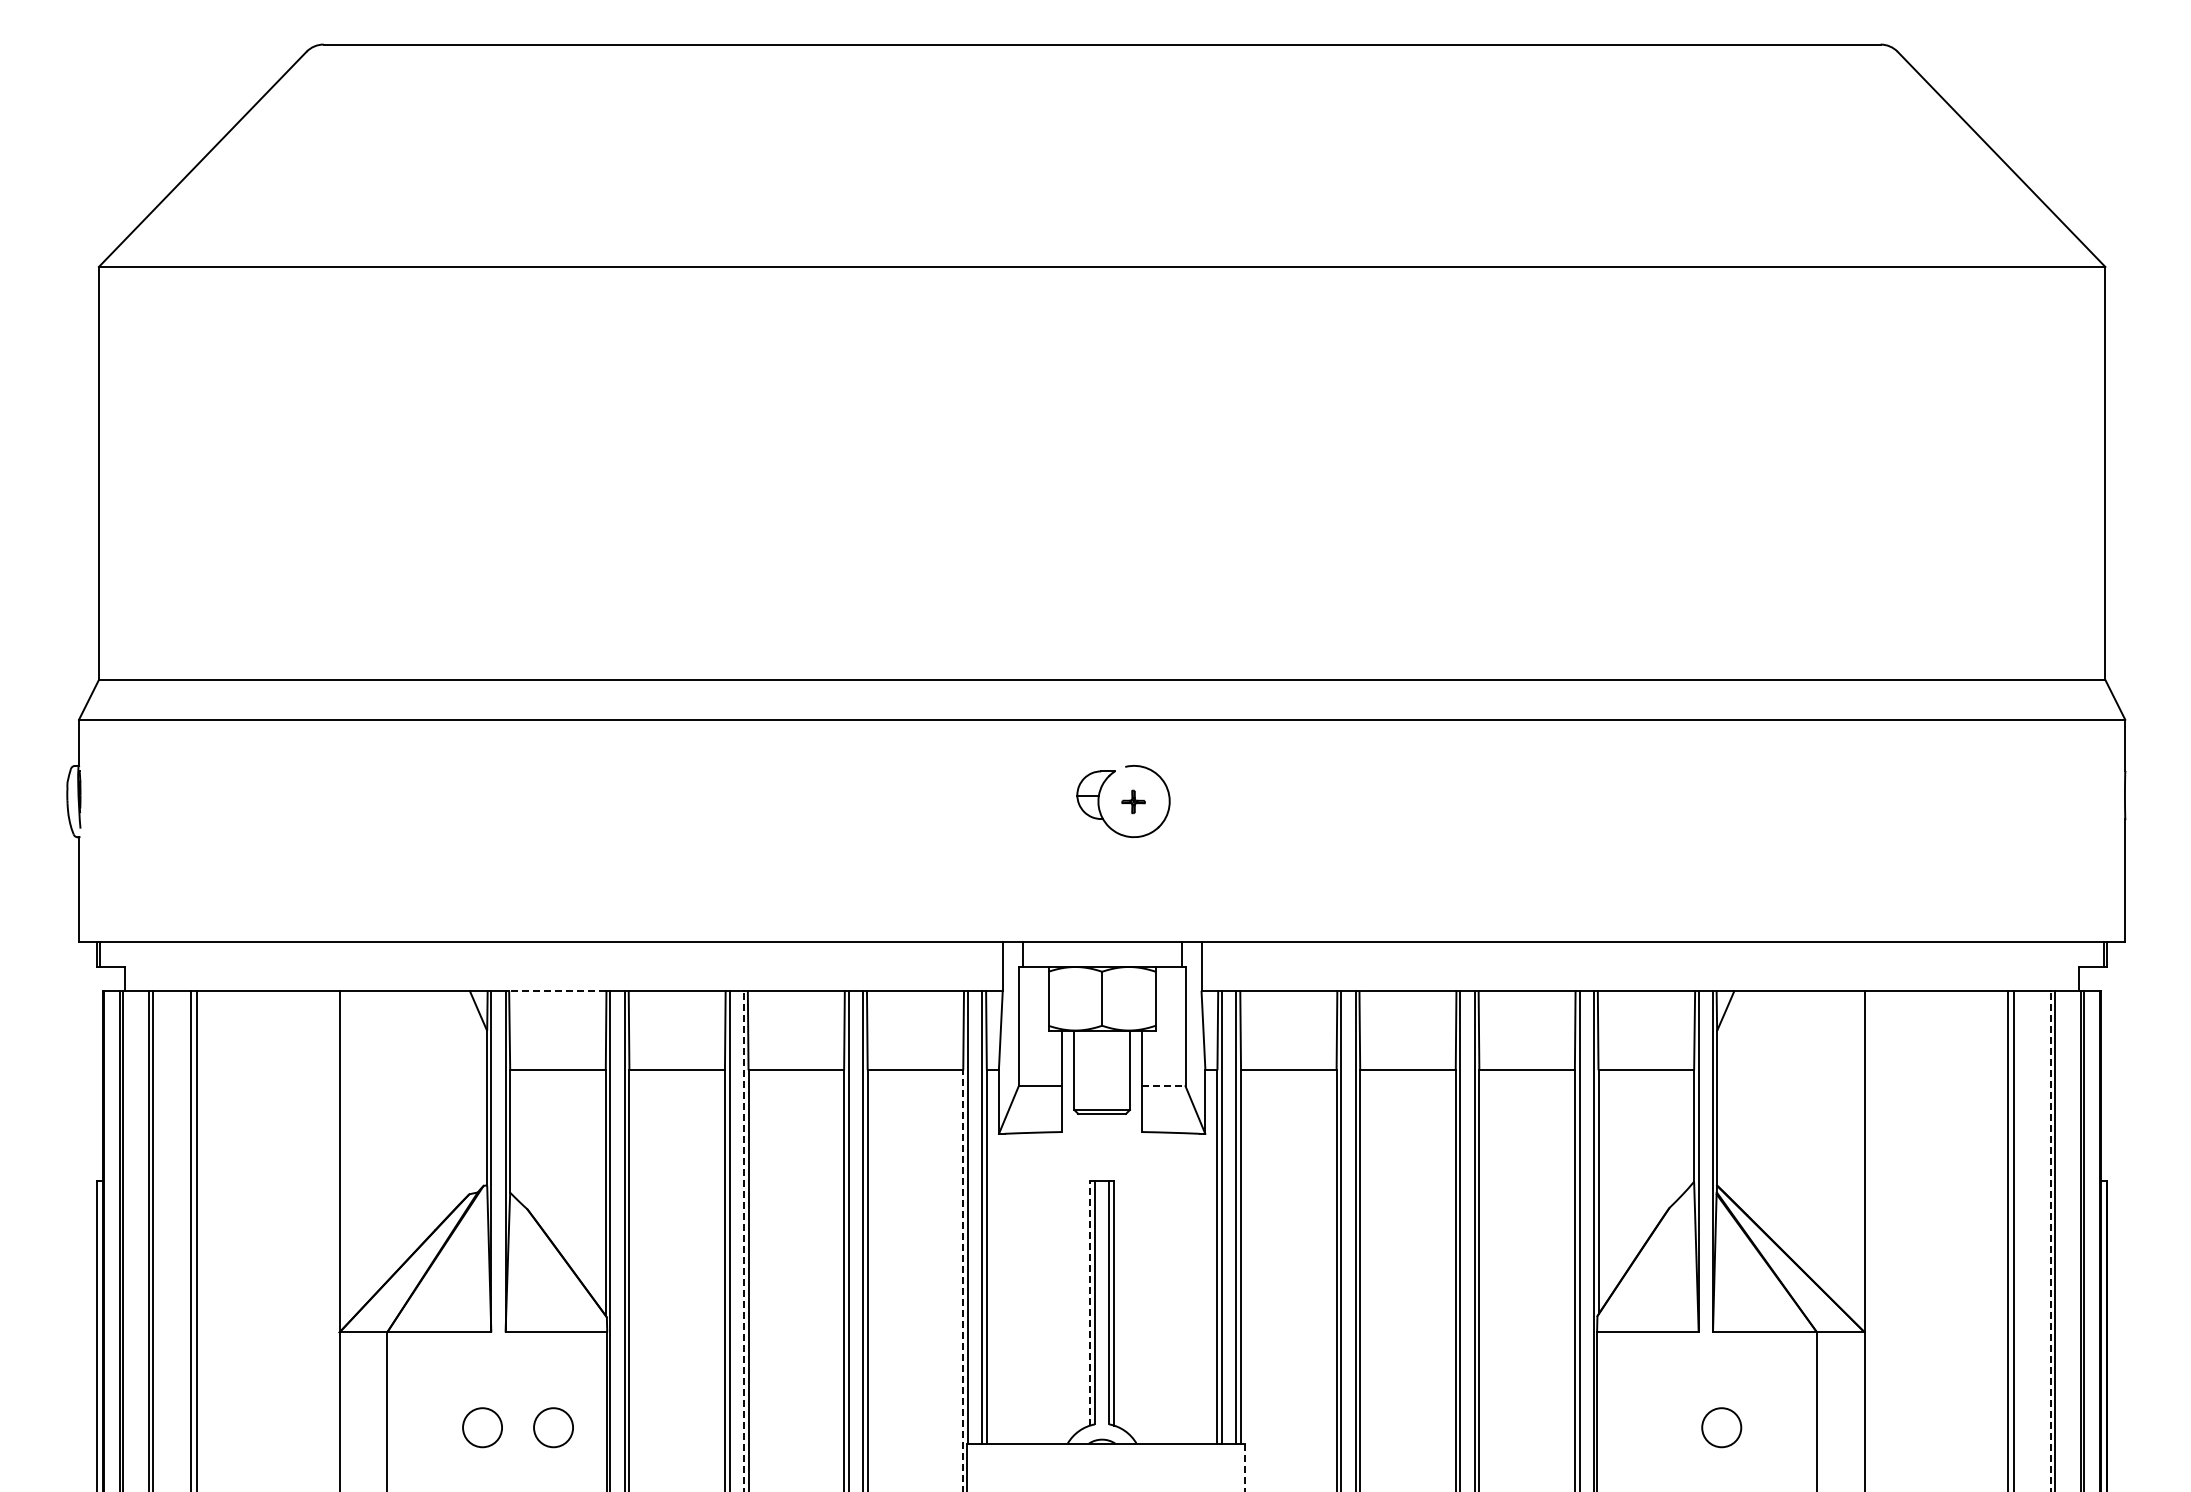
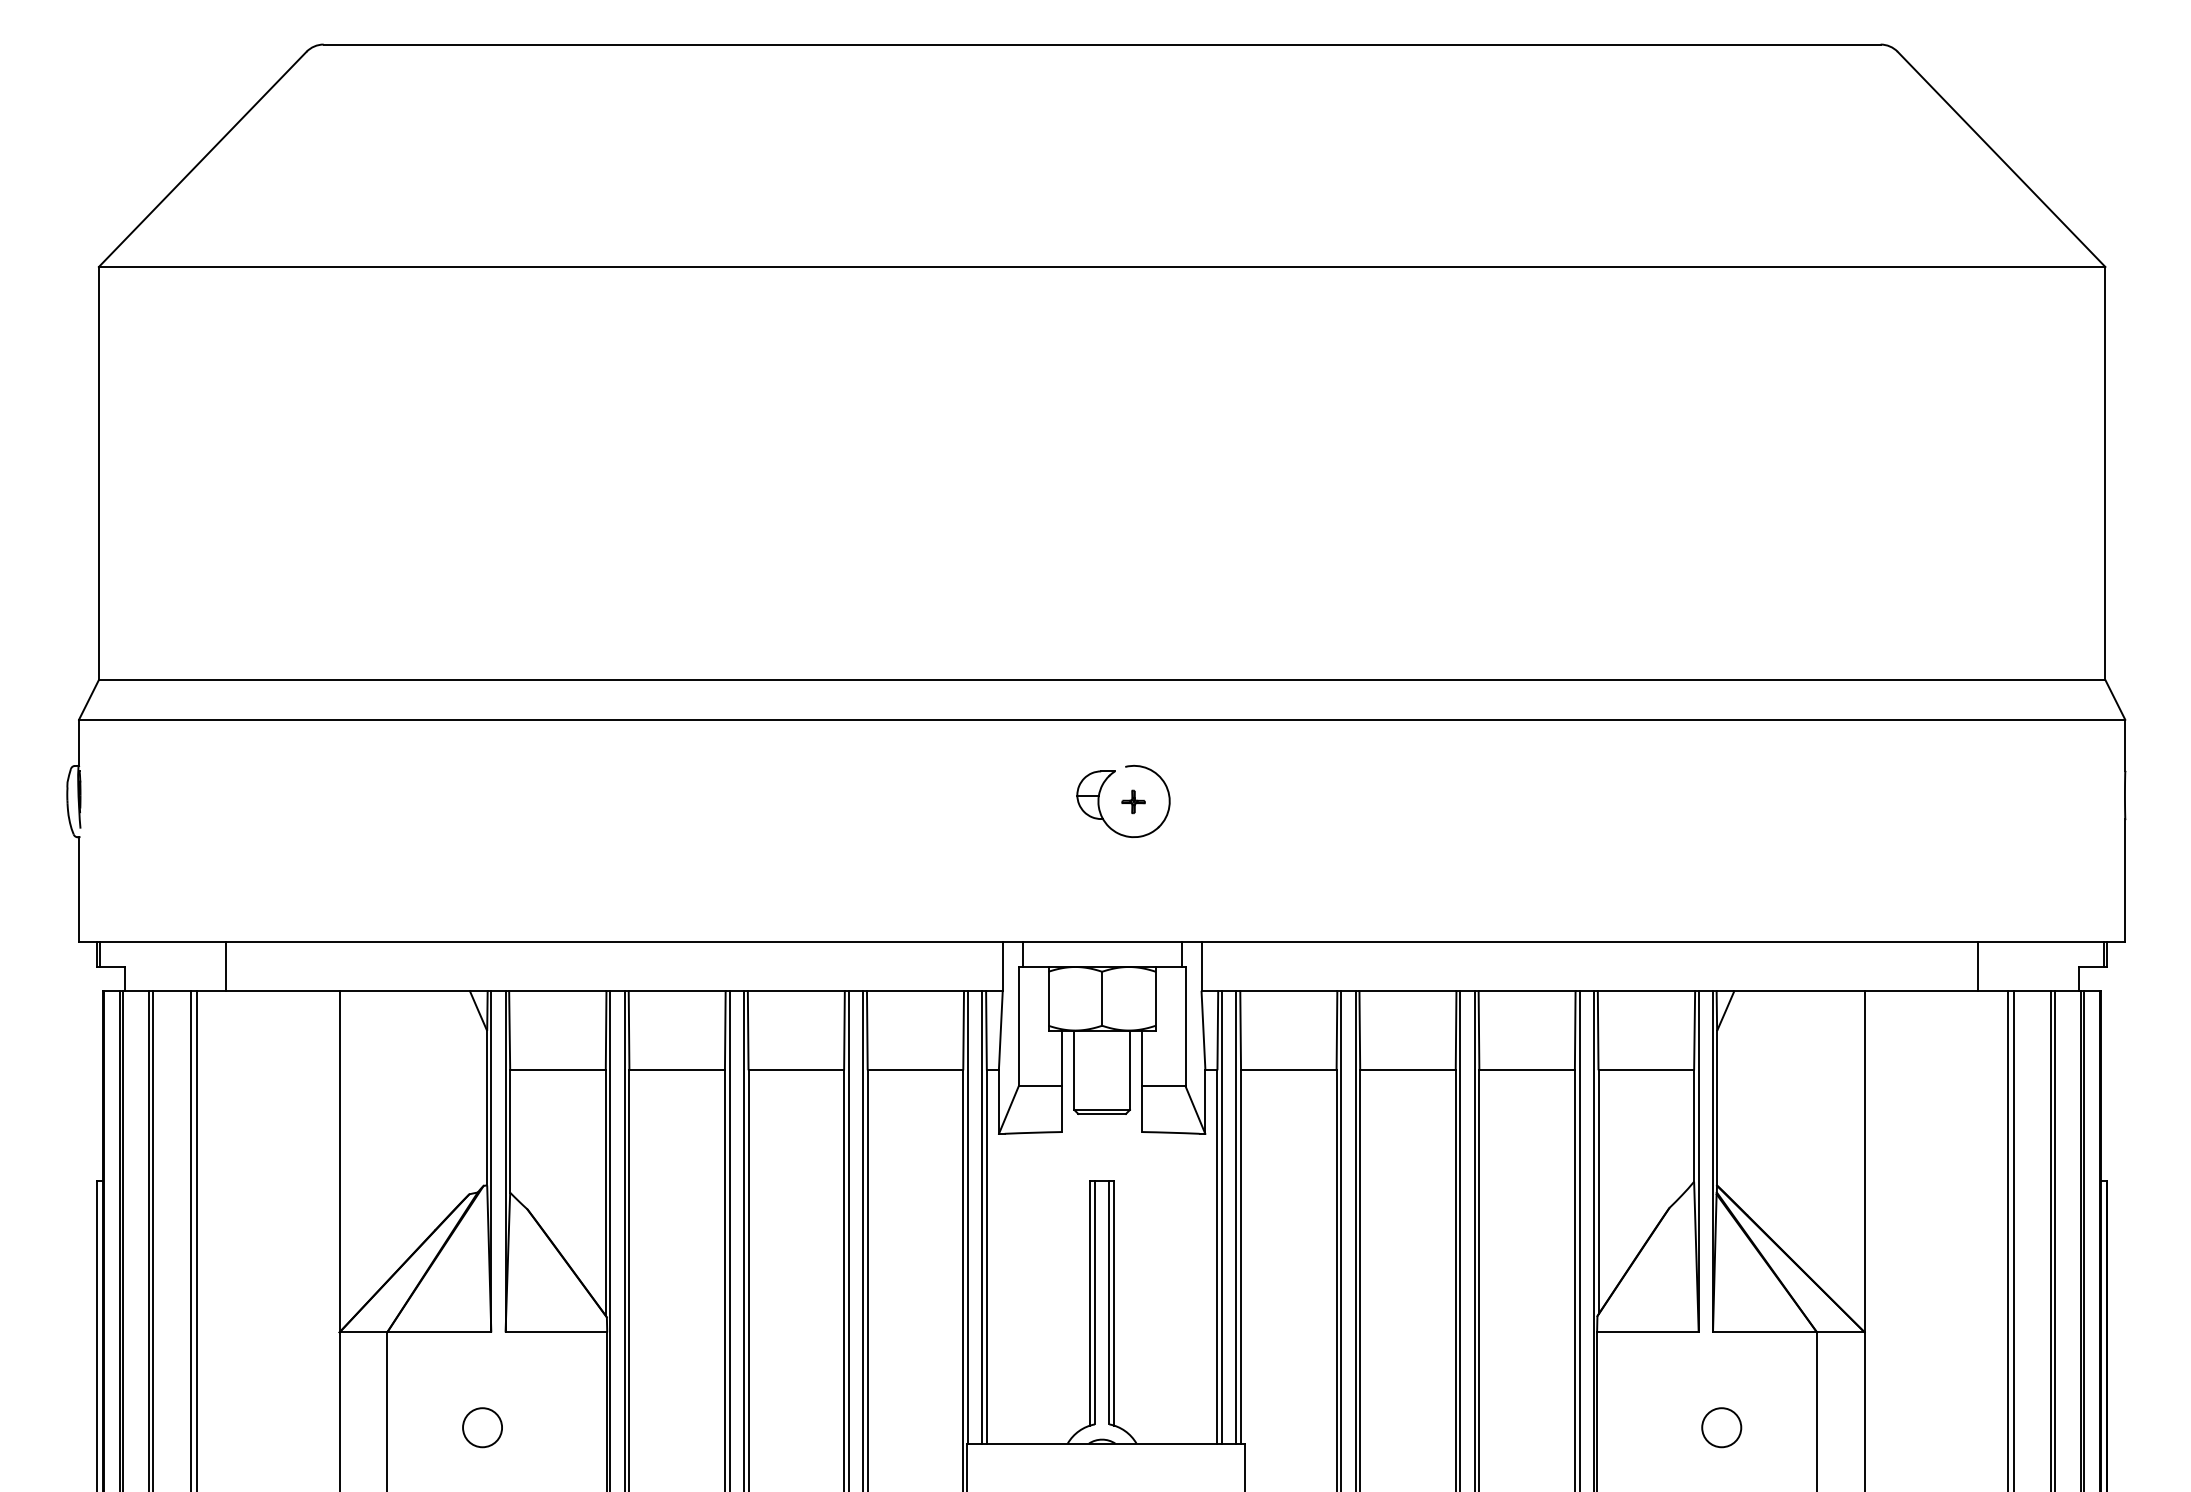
line: none -> present (226, 966)
line: none -> present (1978, 966)
line: dashed -> solid (557, 990)
line: dashed -> solid (1163, 1086)
line: dashed -> solid (743, 1240)
line: dashed -> solid (2050, 1240)
line: dashed -> solid (963, 1280)
line: dashed -> solid (1090, 1303)
circle: present -> none (553, 1427)
line: dashed -> solid (1245, 1467)
